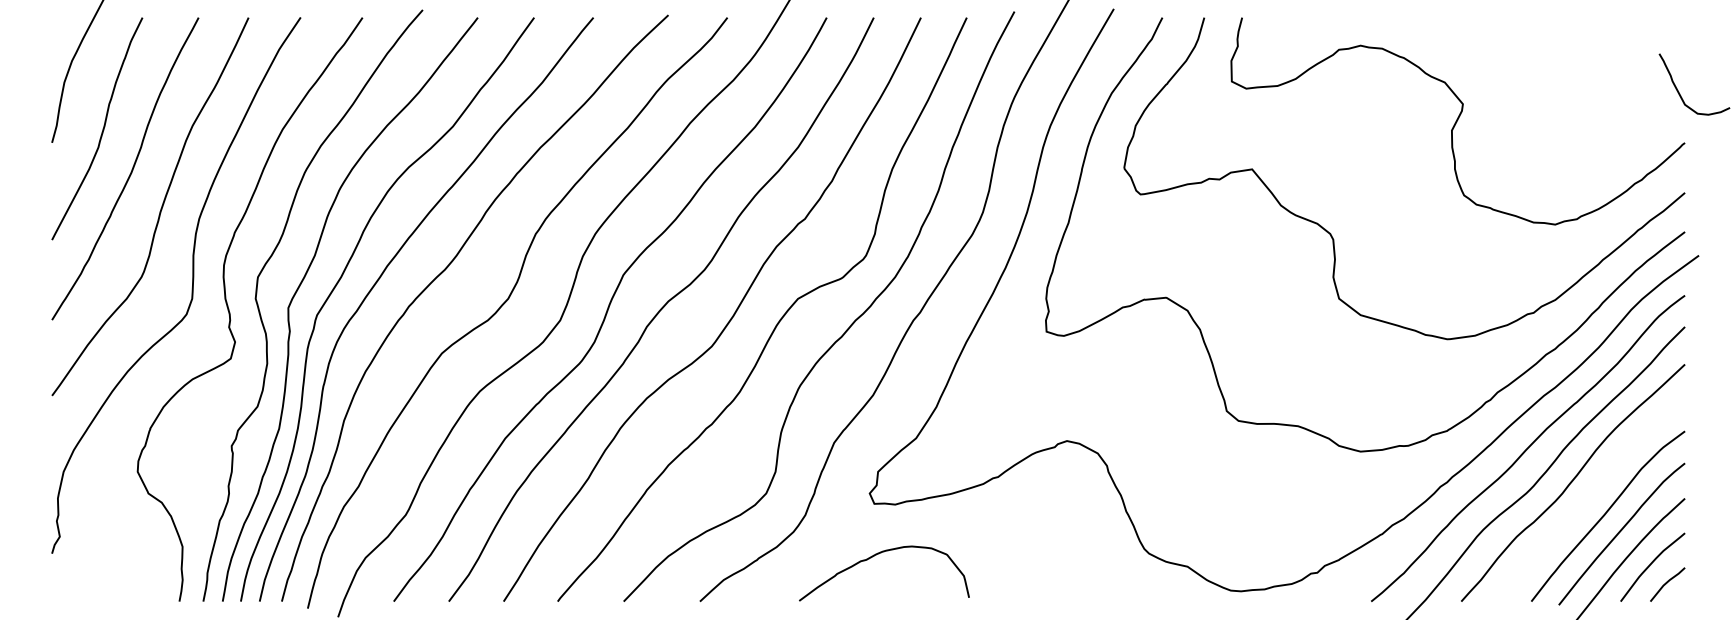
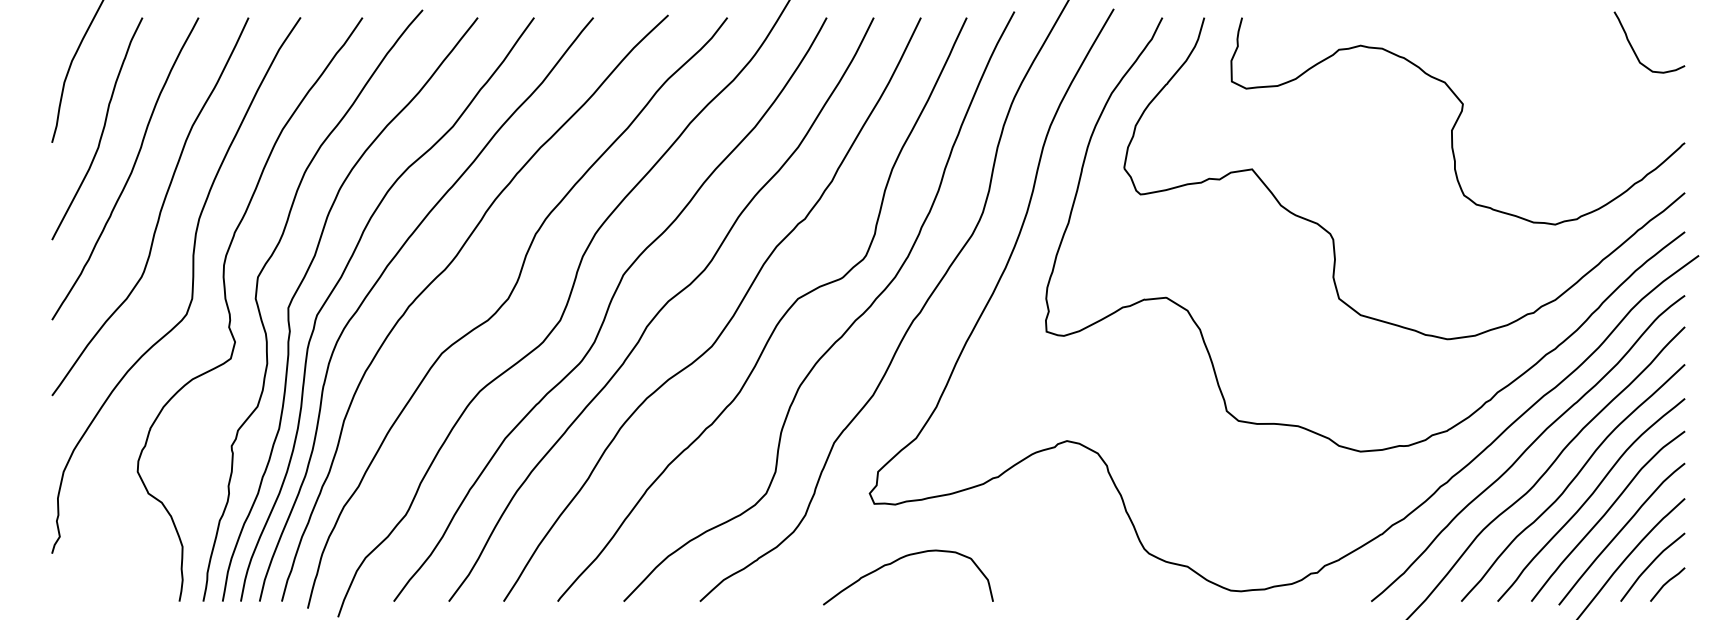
curve position: (1680, 93) -> (1635, 51) (1635, 51)
curve: none -> present (1590, 497)
curve position: (876, 555) -> (900, 559) (900, 559)
